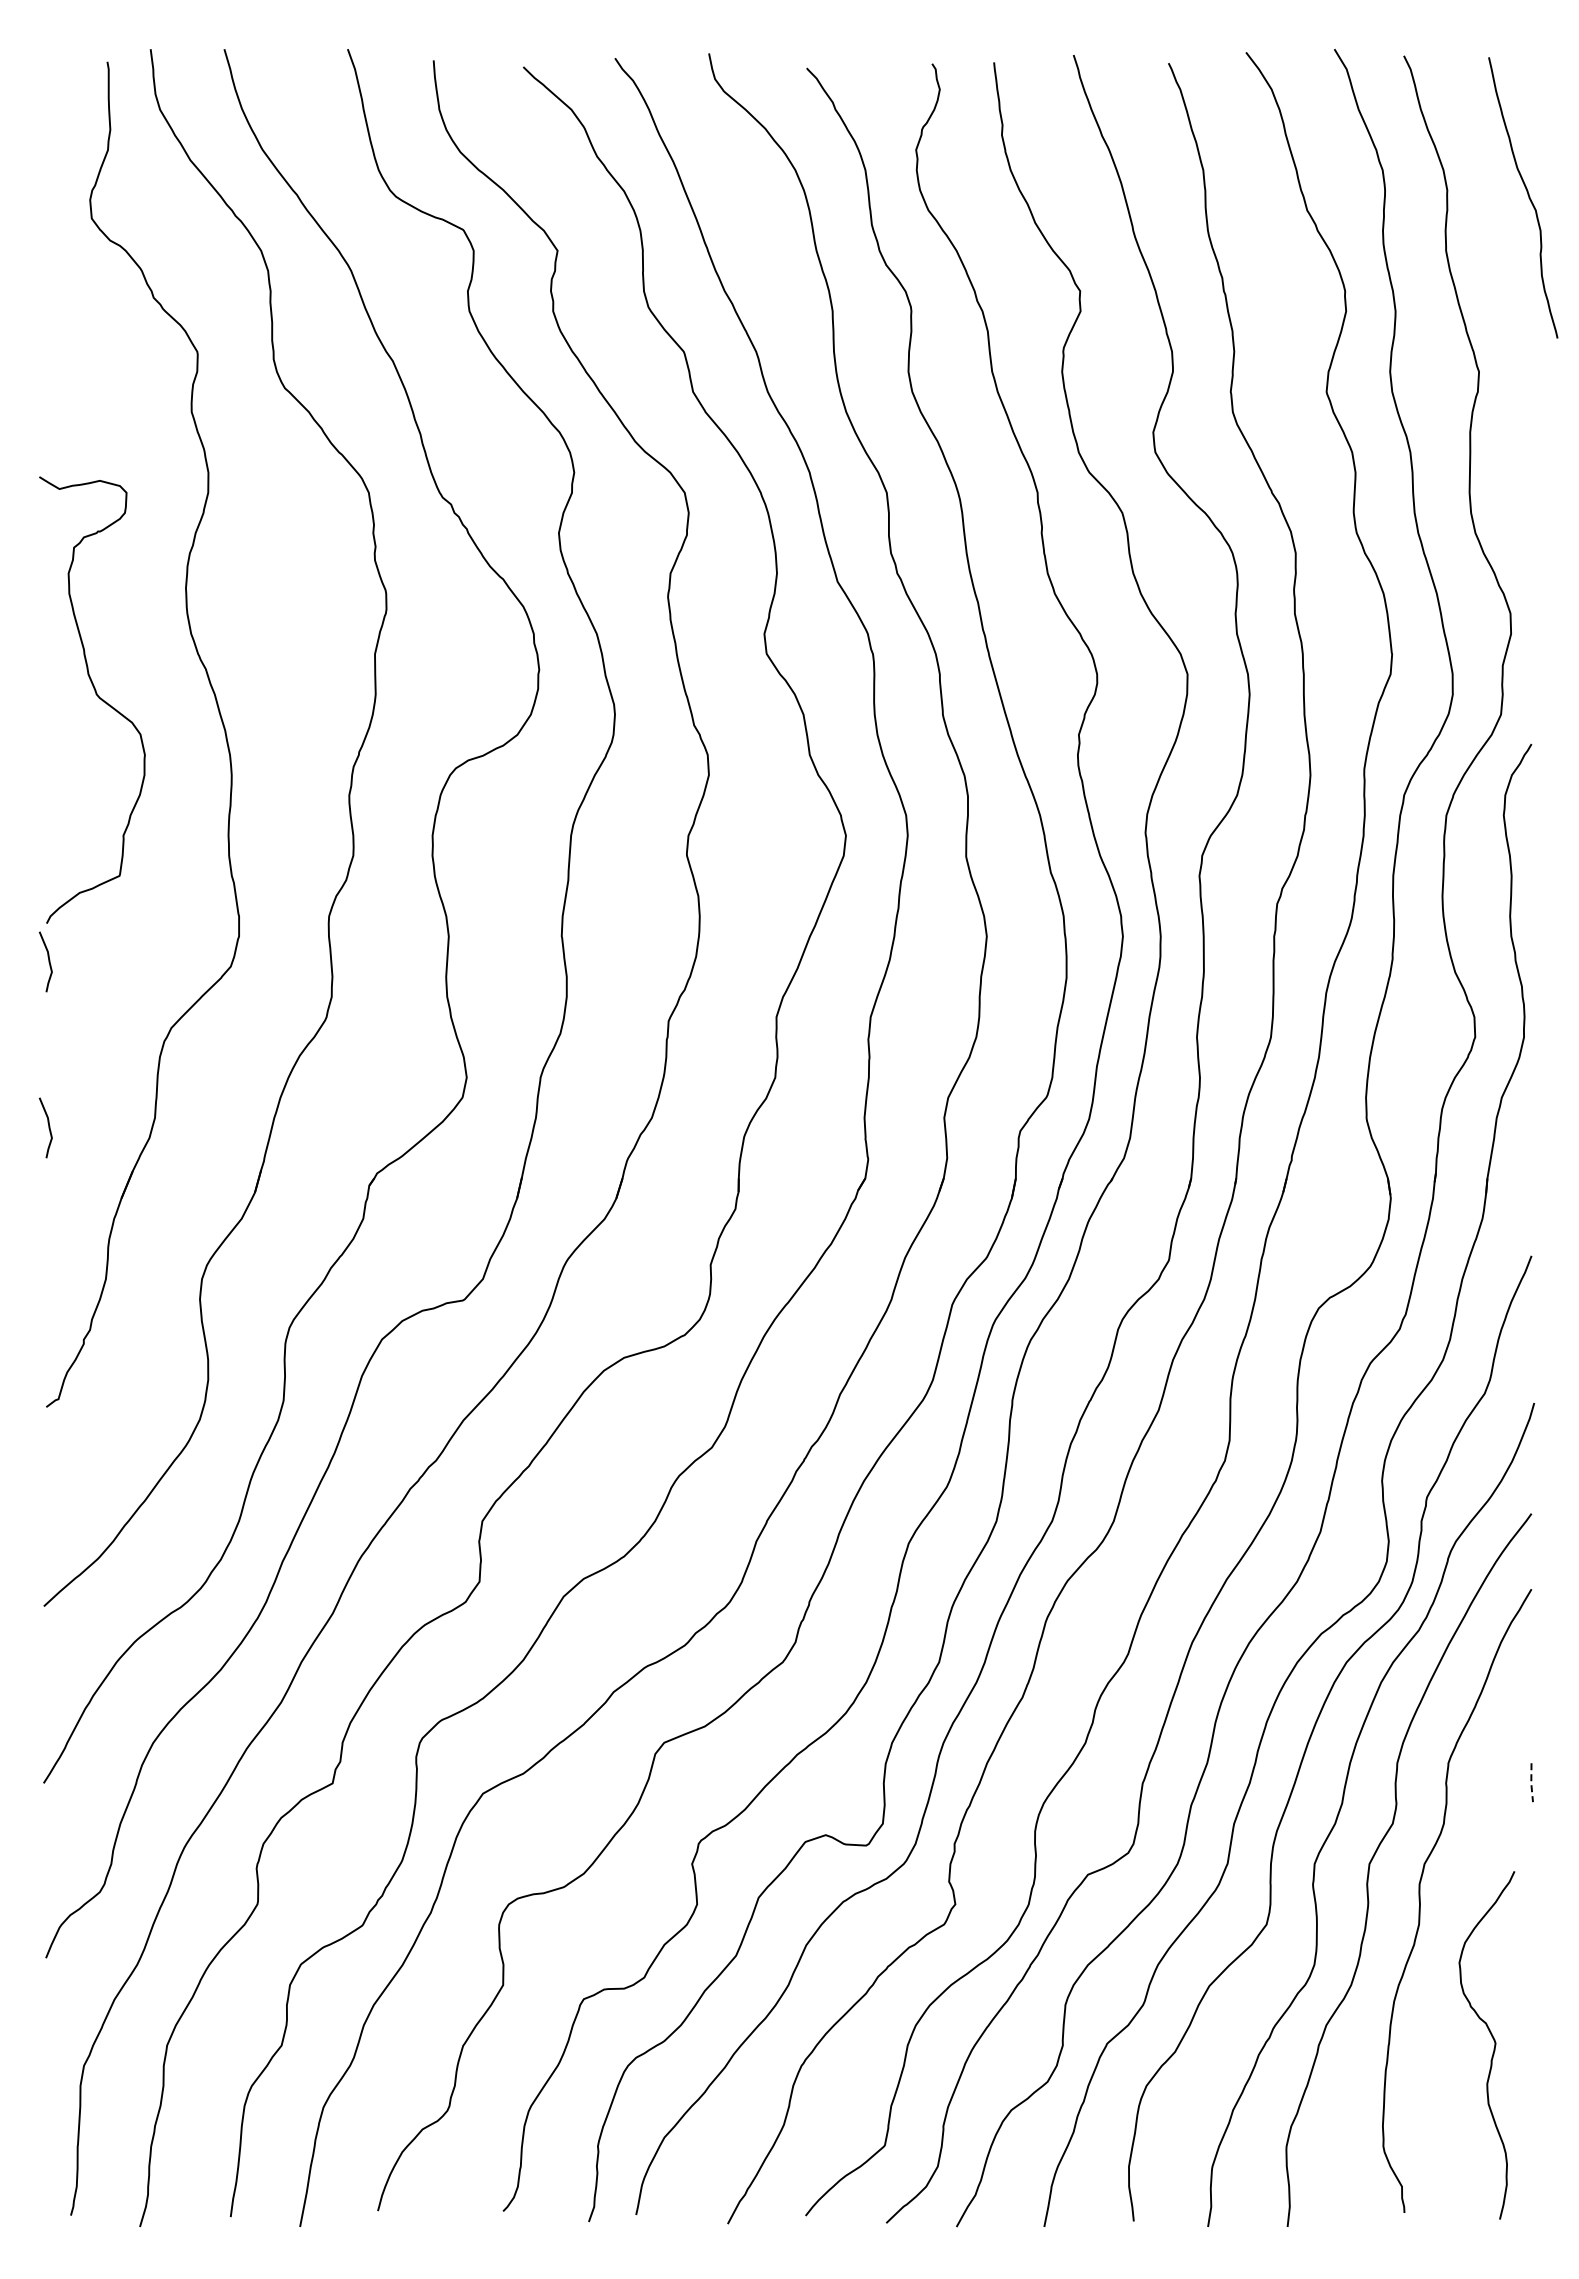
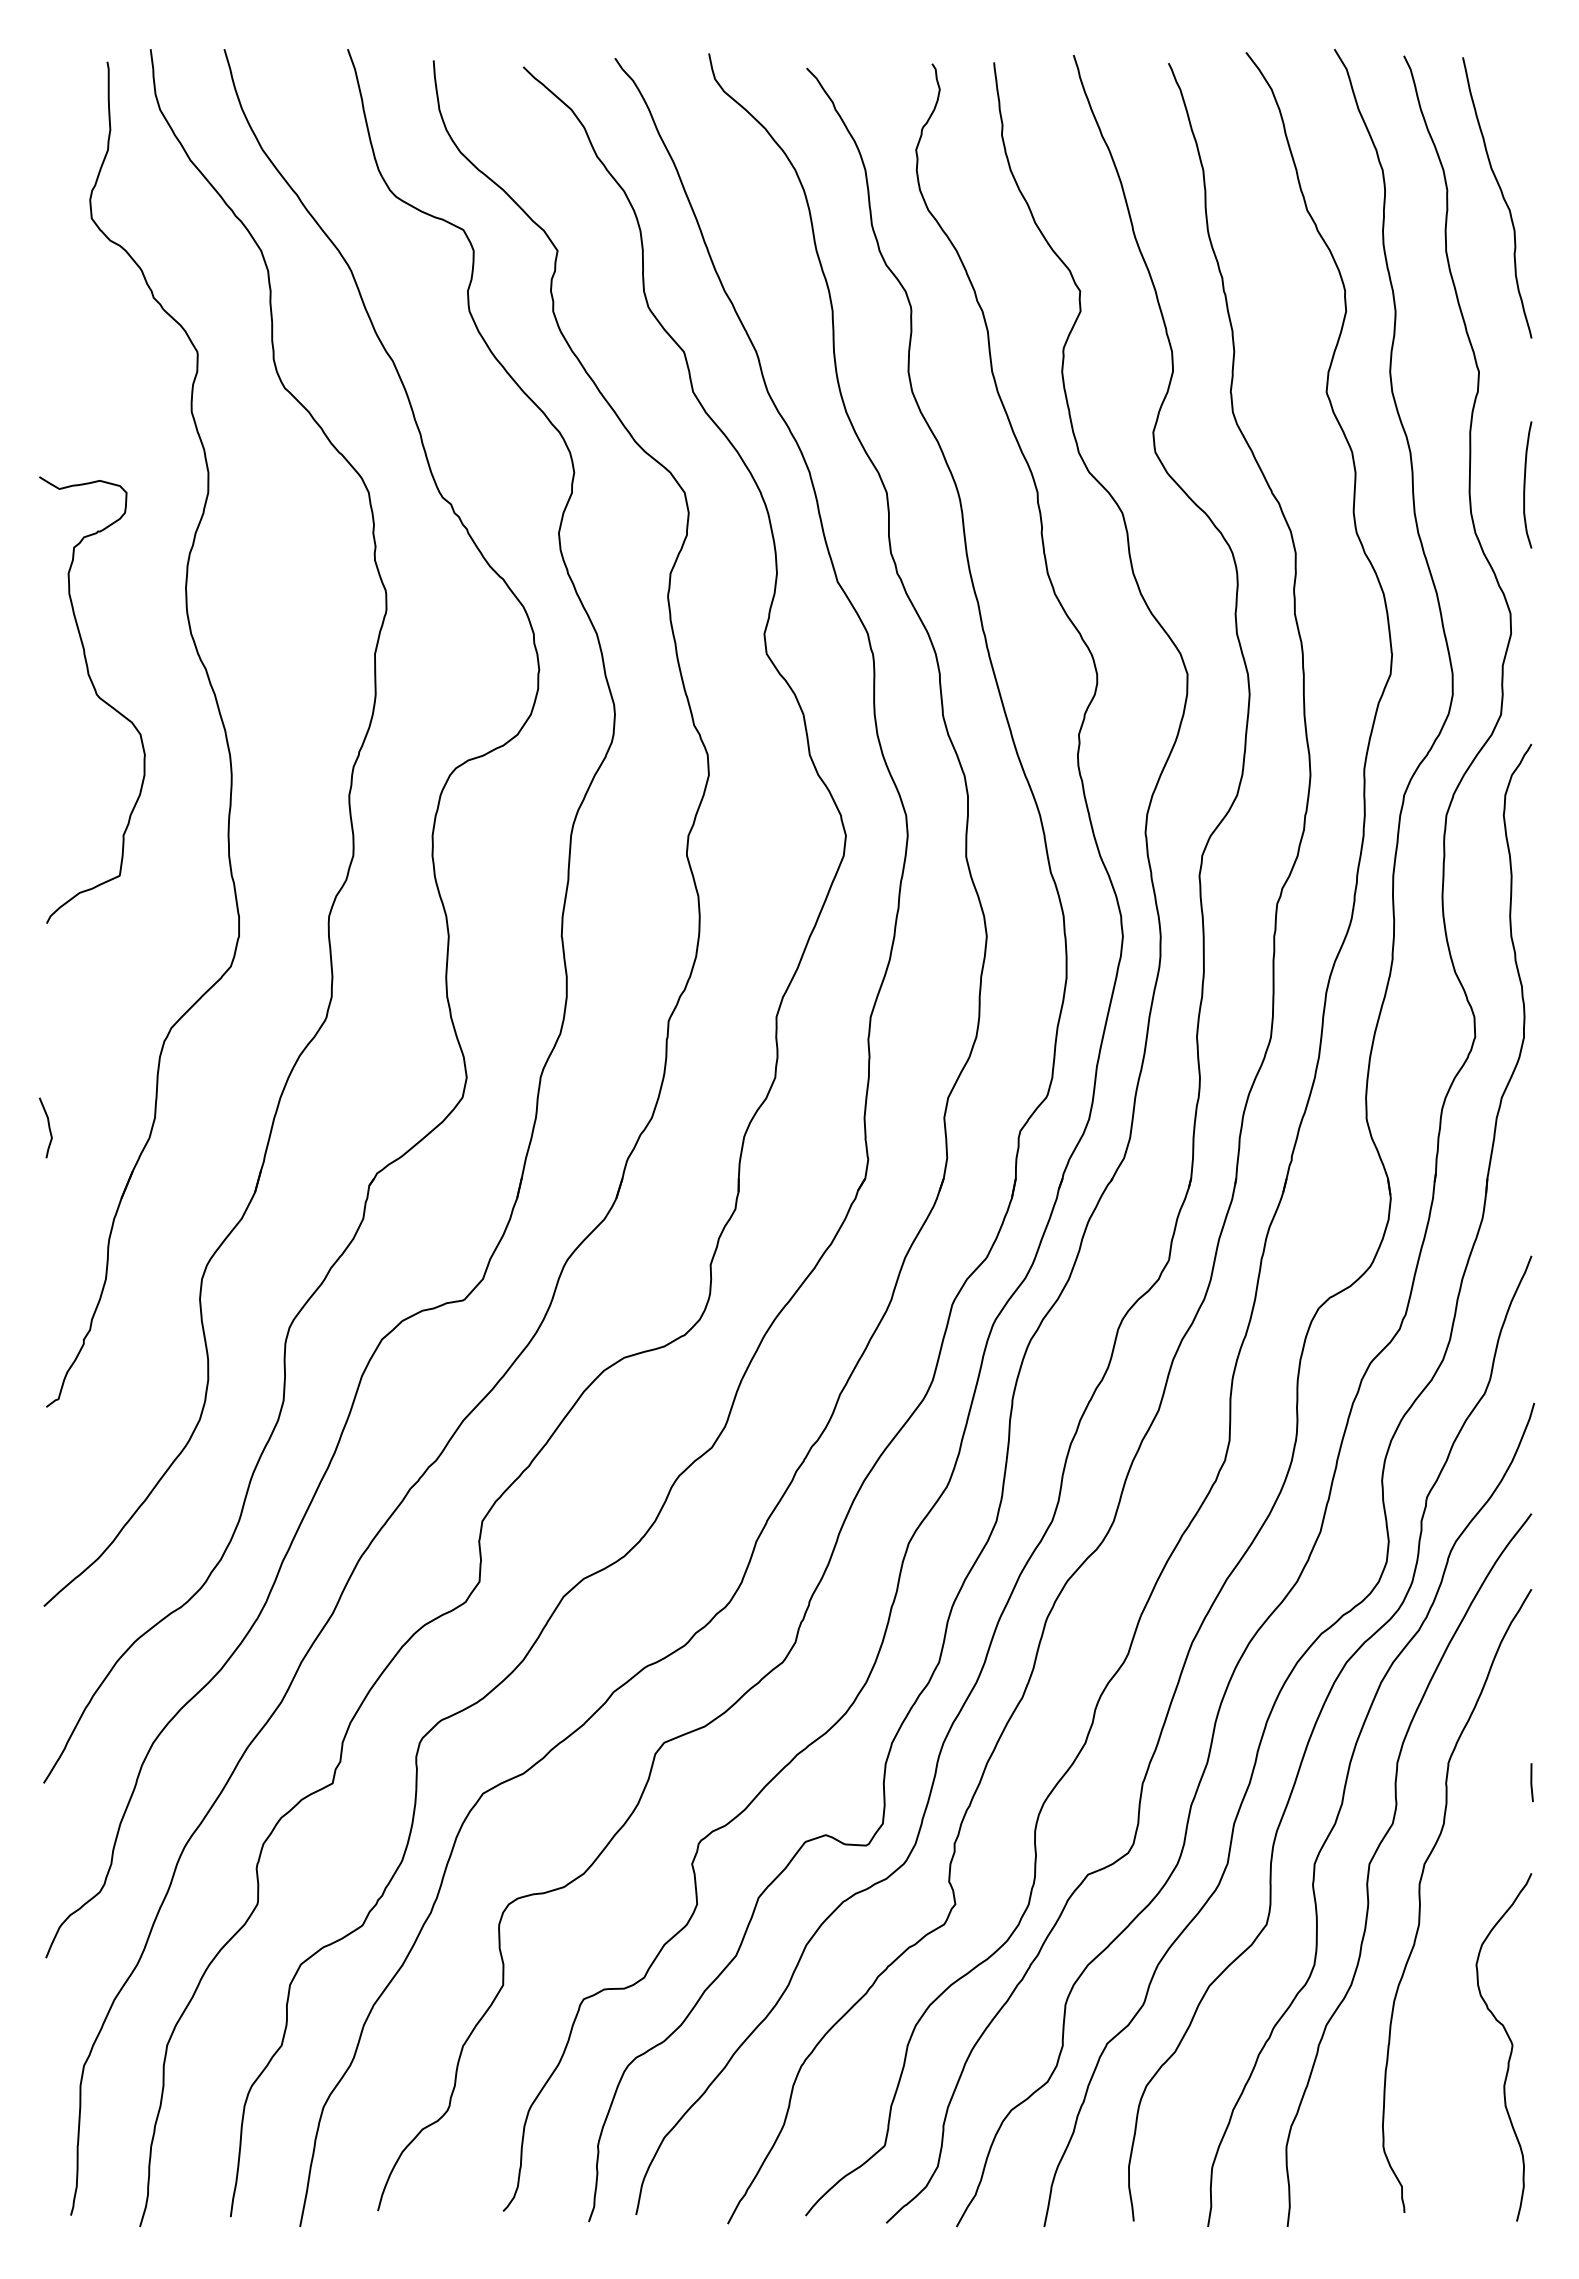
curve position: (1527, 195) -> (1501, 195) (1501, 195)
curve: none -> present (1525, 484)
curve: present -> none (48, 961)
line: dashed -> solid (1531, 1783)
curve position: (1493, 2048) -> (1510, 2050) (1510, 2050)
